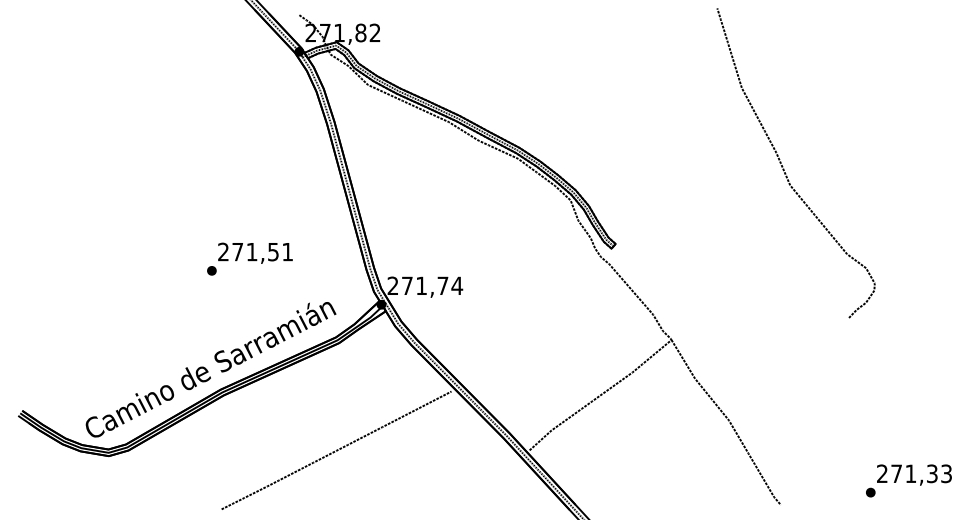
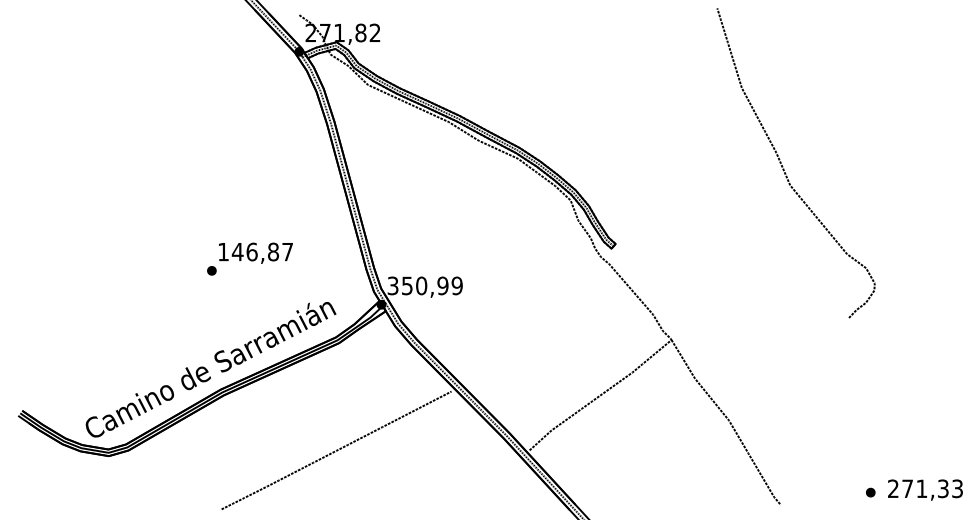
text: 271,51 -> 146,87 (255, 251)
text: 271,74 -> 350,99 (425, 285)
text position: (914, 474) -> (925, 489) (925, 489)
